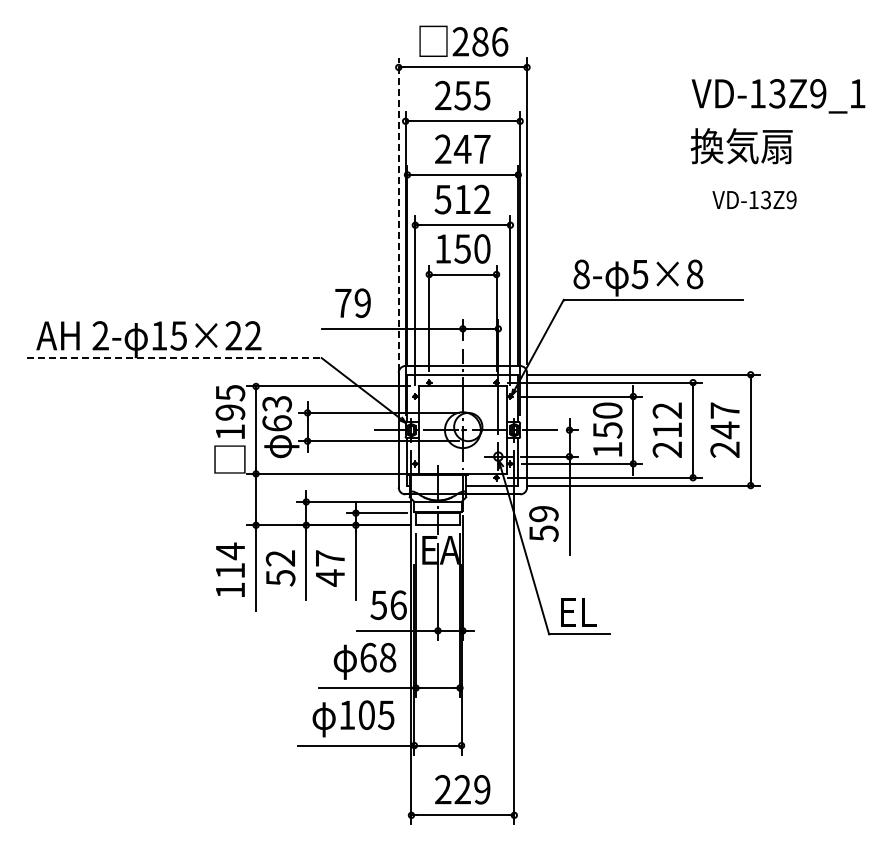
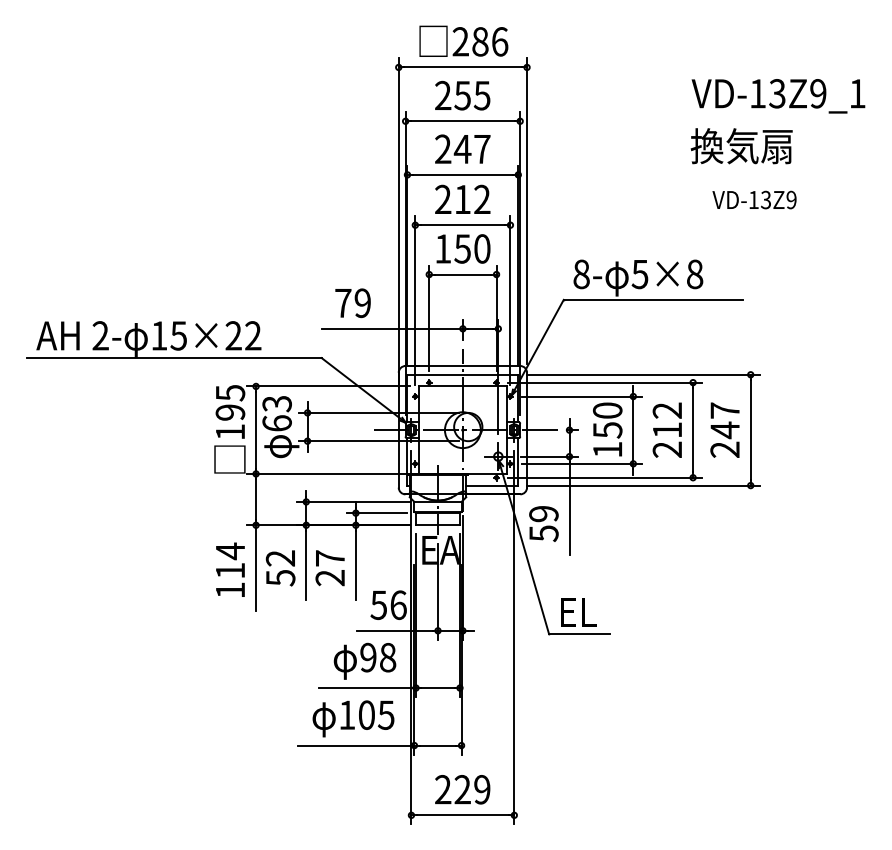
text: 512 -> 212 (442, 199)
line: dashed -> solid (398, 214)
line: dashed -> solid (174, 358)
text: 47 -> 27 (329, 577)
text: 68 -> 98 (368, 657)
